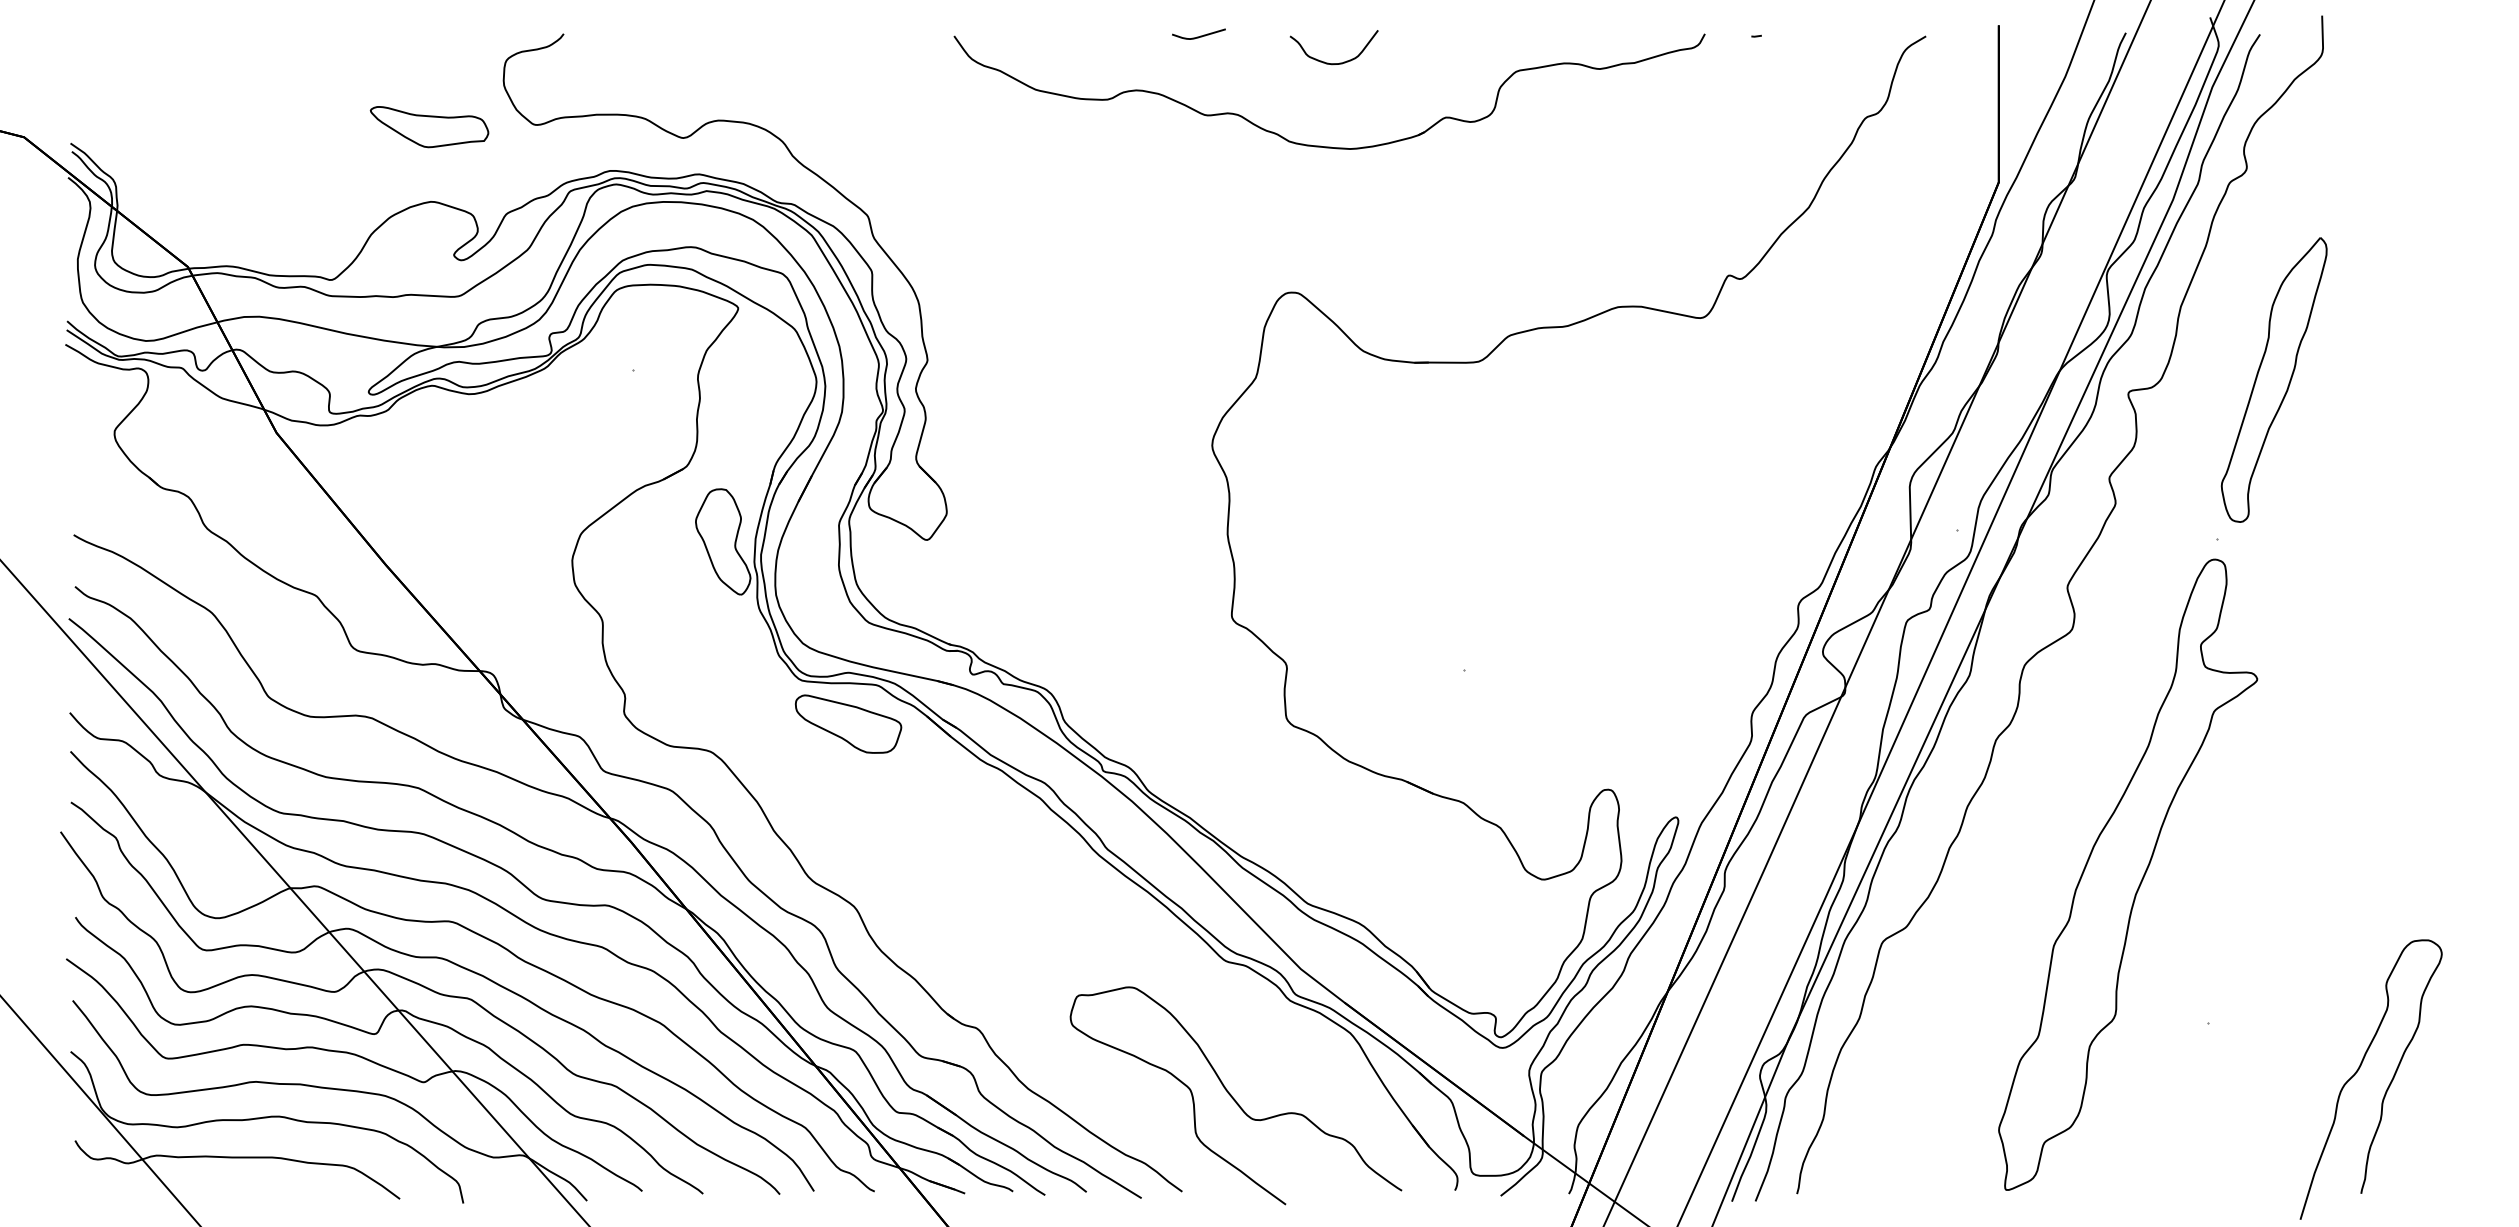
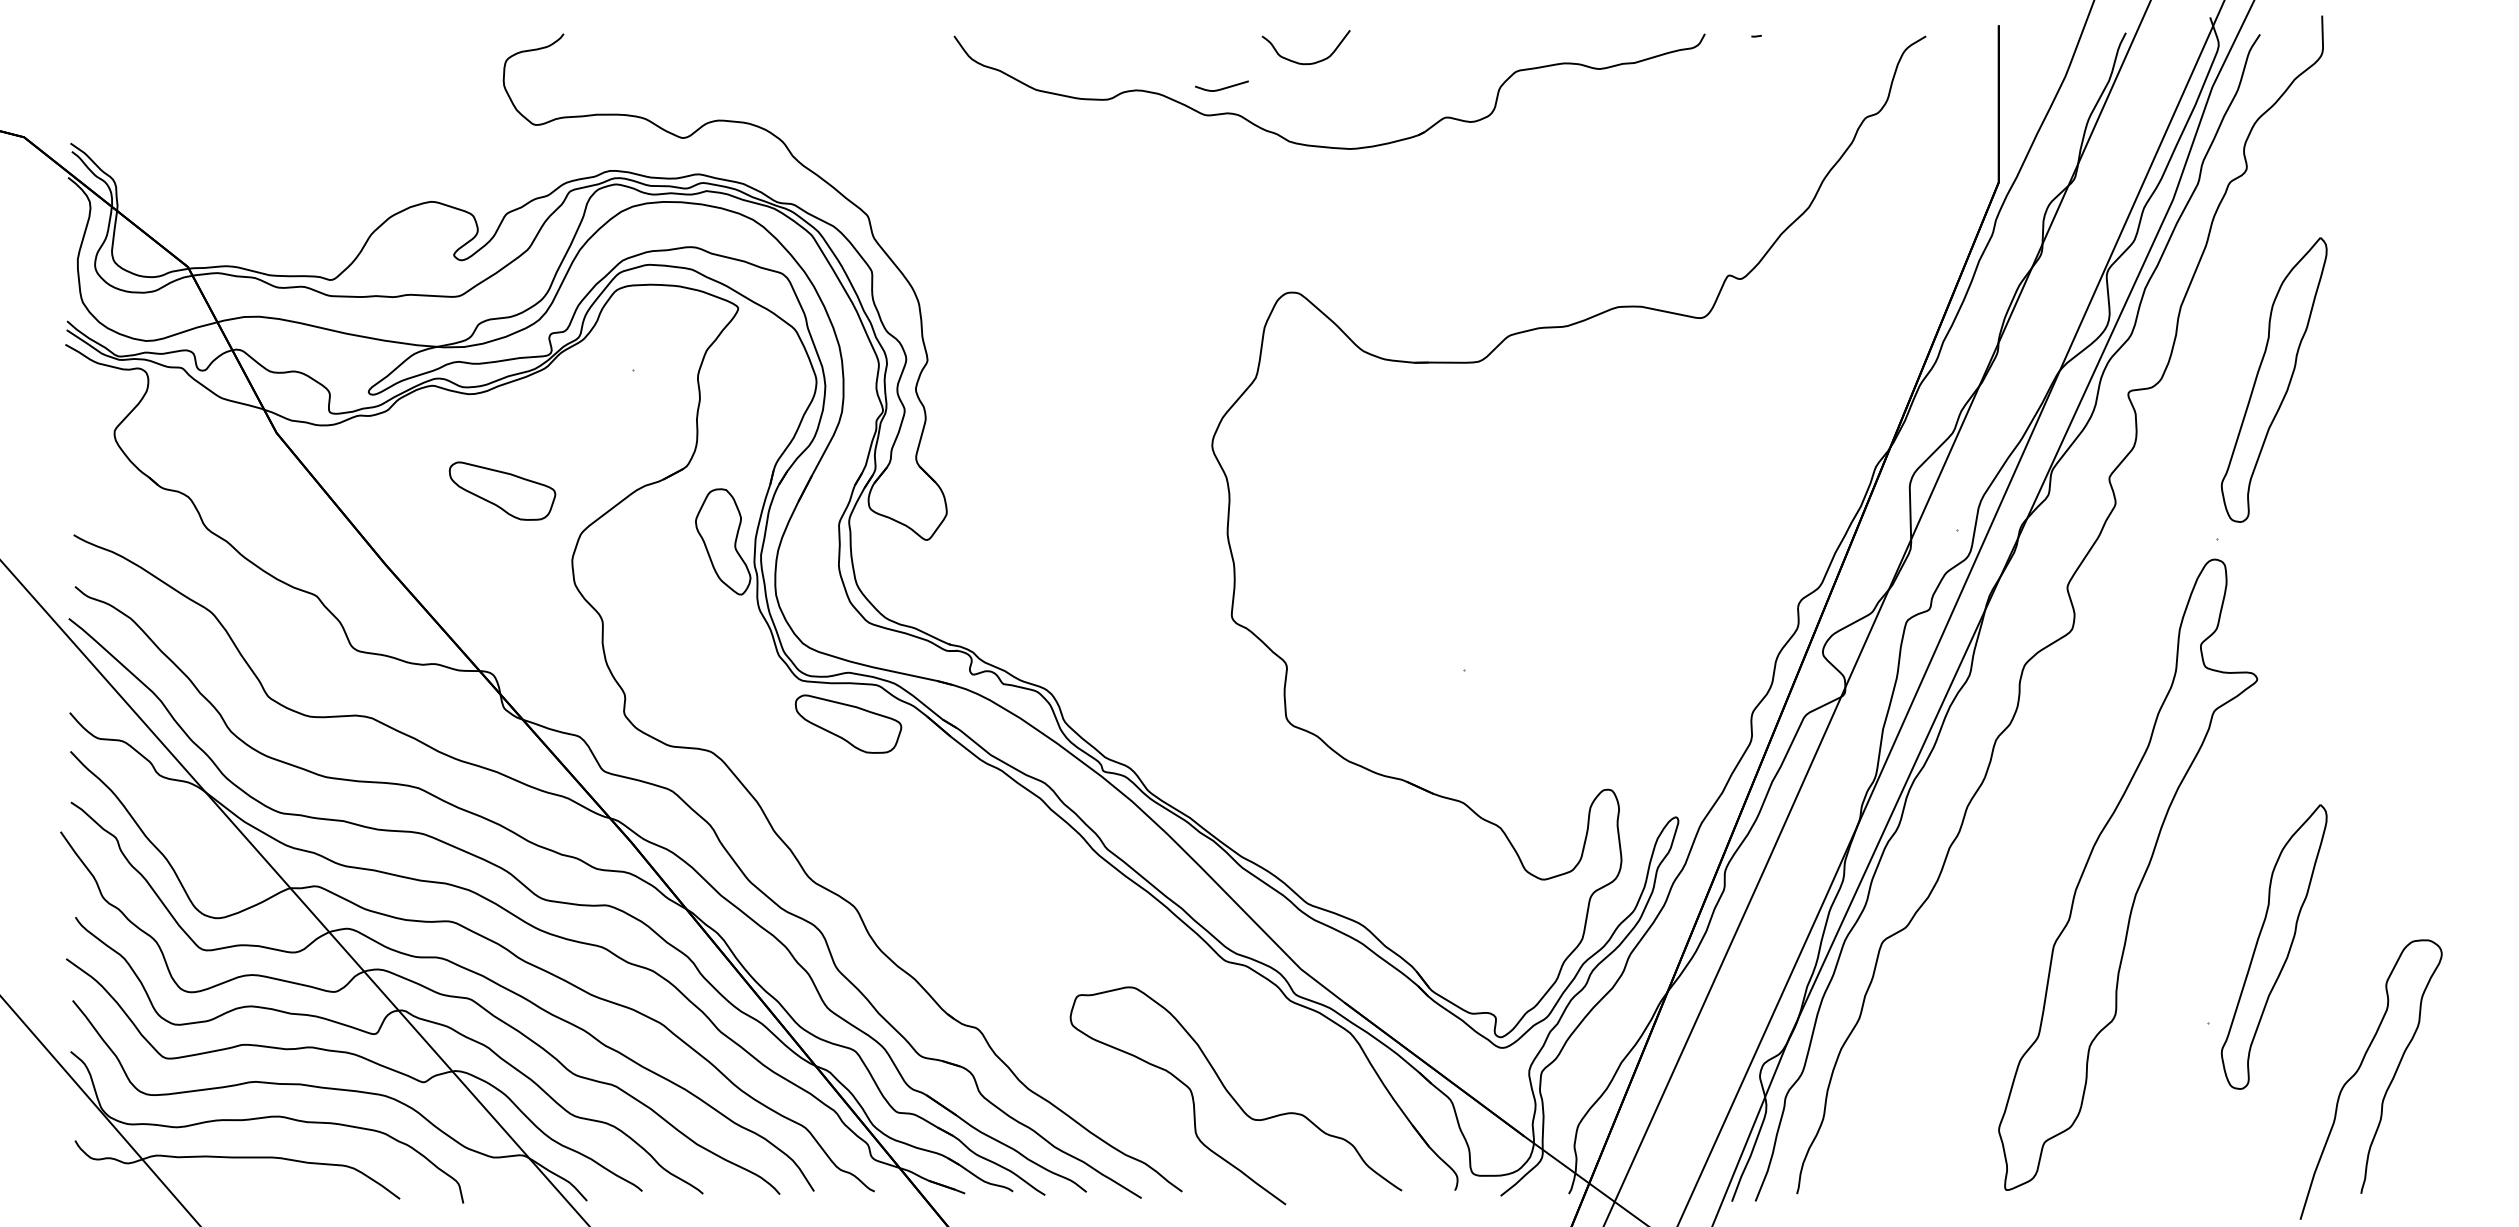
curve position: (1200, 35) -> (1223, 87) (1223, 87)
curve position: (1328, 62) -> (1300, 62) (1300, 62)
part: present -> none (429, 127)
part: none -> present (502, 490)
part: none -> present (2273, 946)
